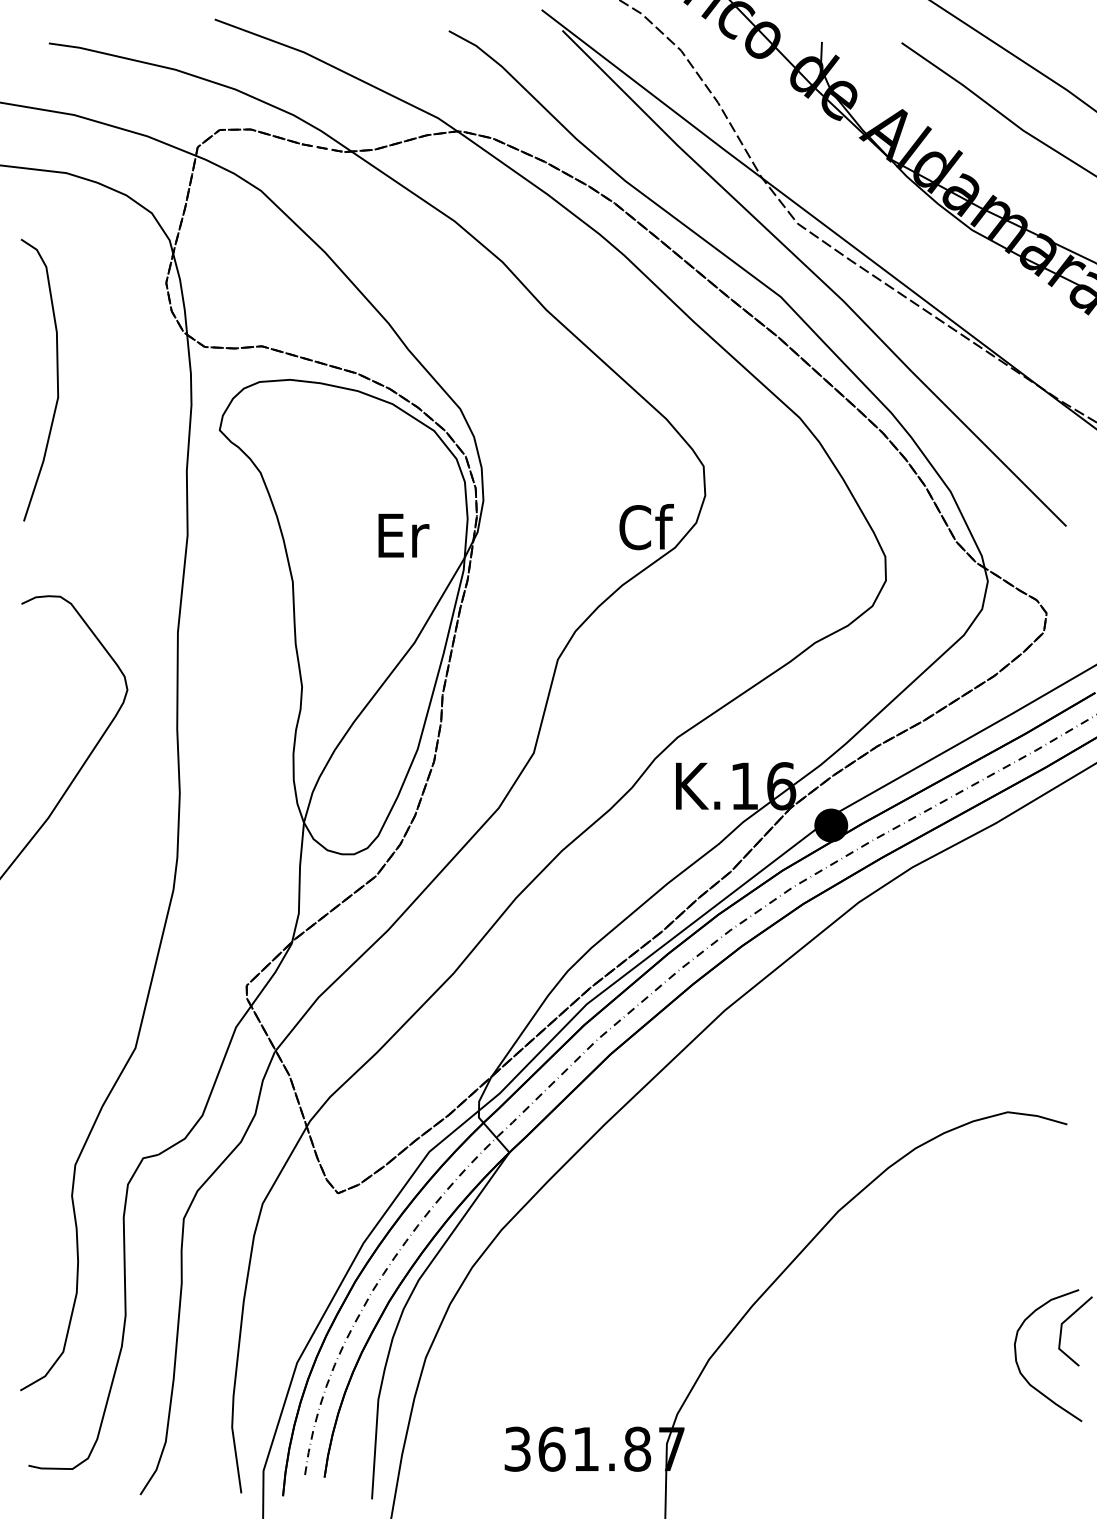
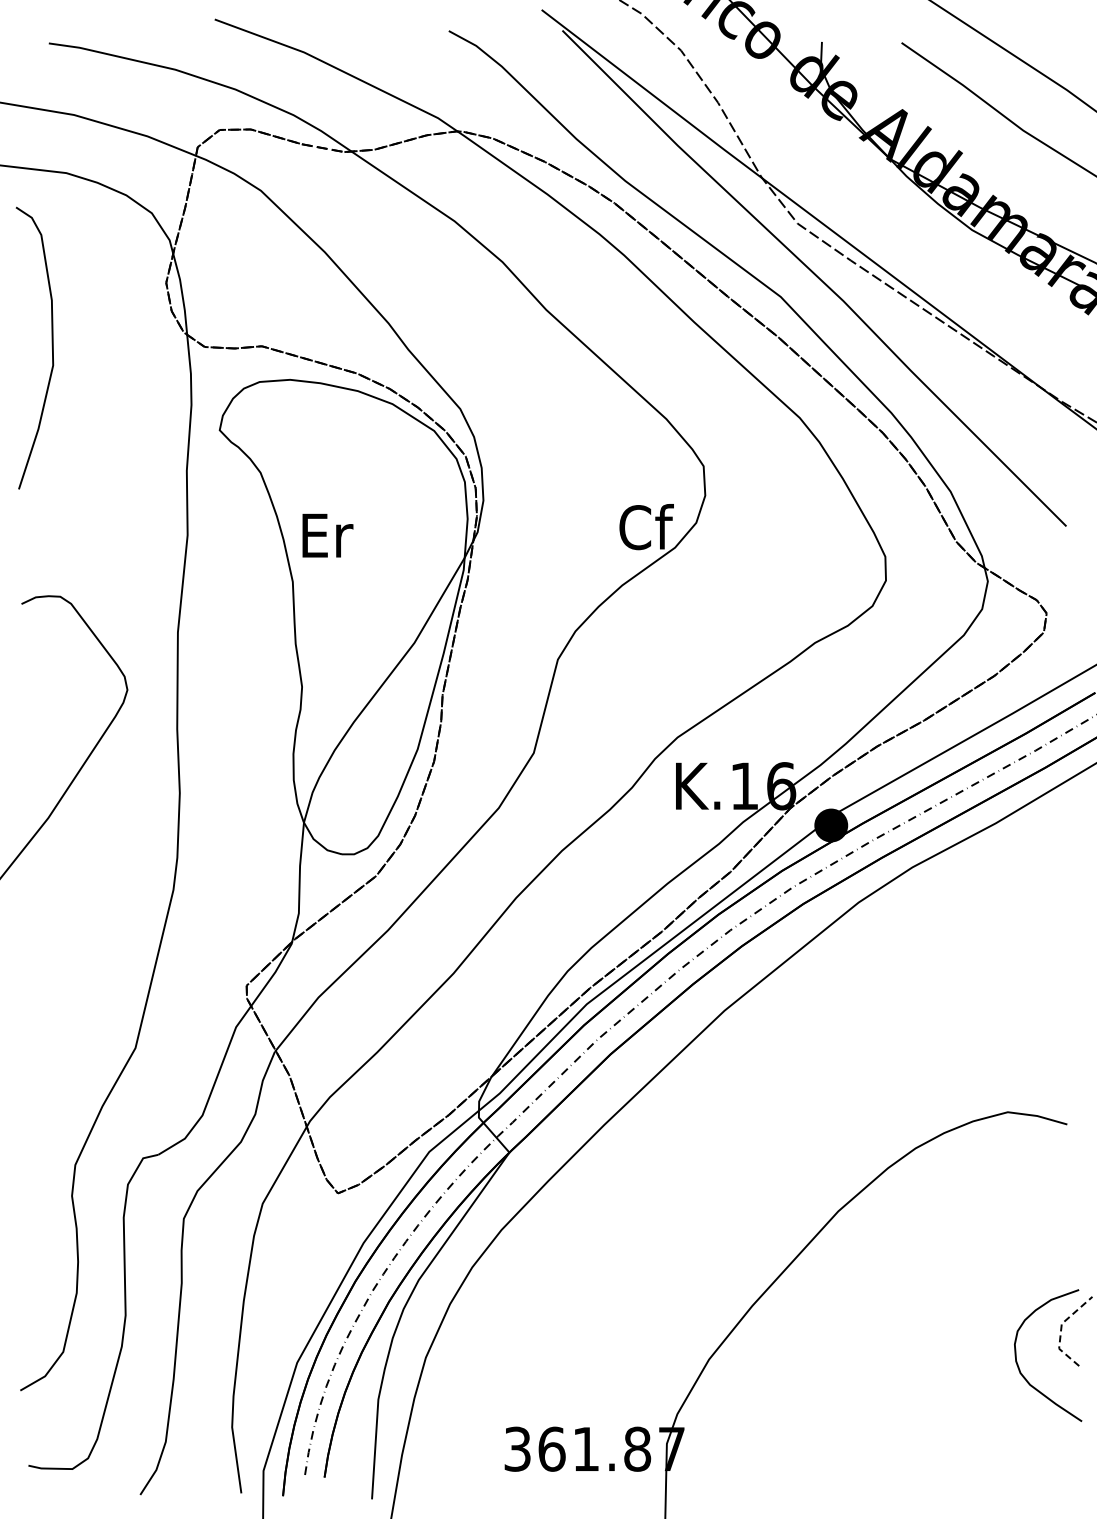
curve position: (56, 378) -> (51, 346) (51, 346)
text position: (403, 535) -> (327, 535) (327, 535)
line: solid -> dashed (1061, 1328)
